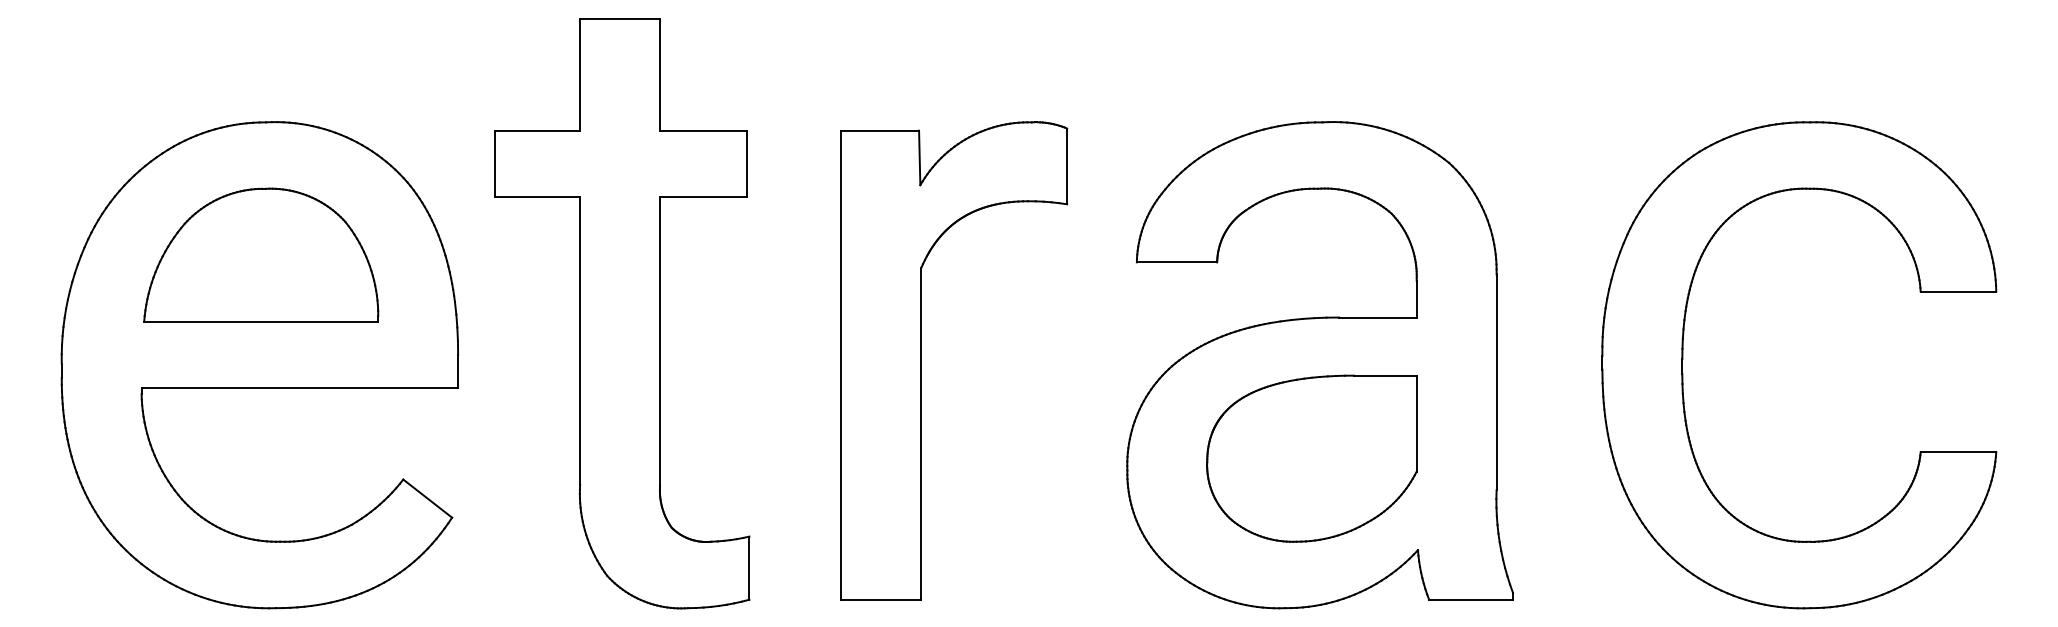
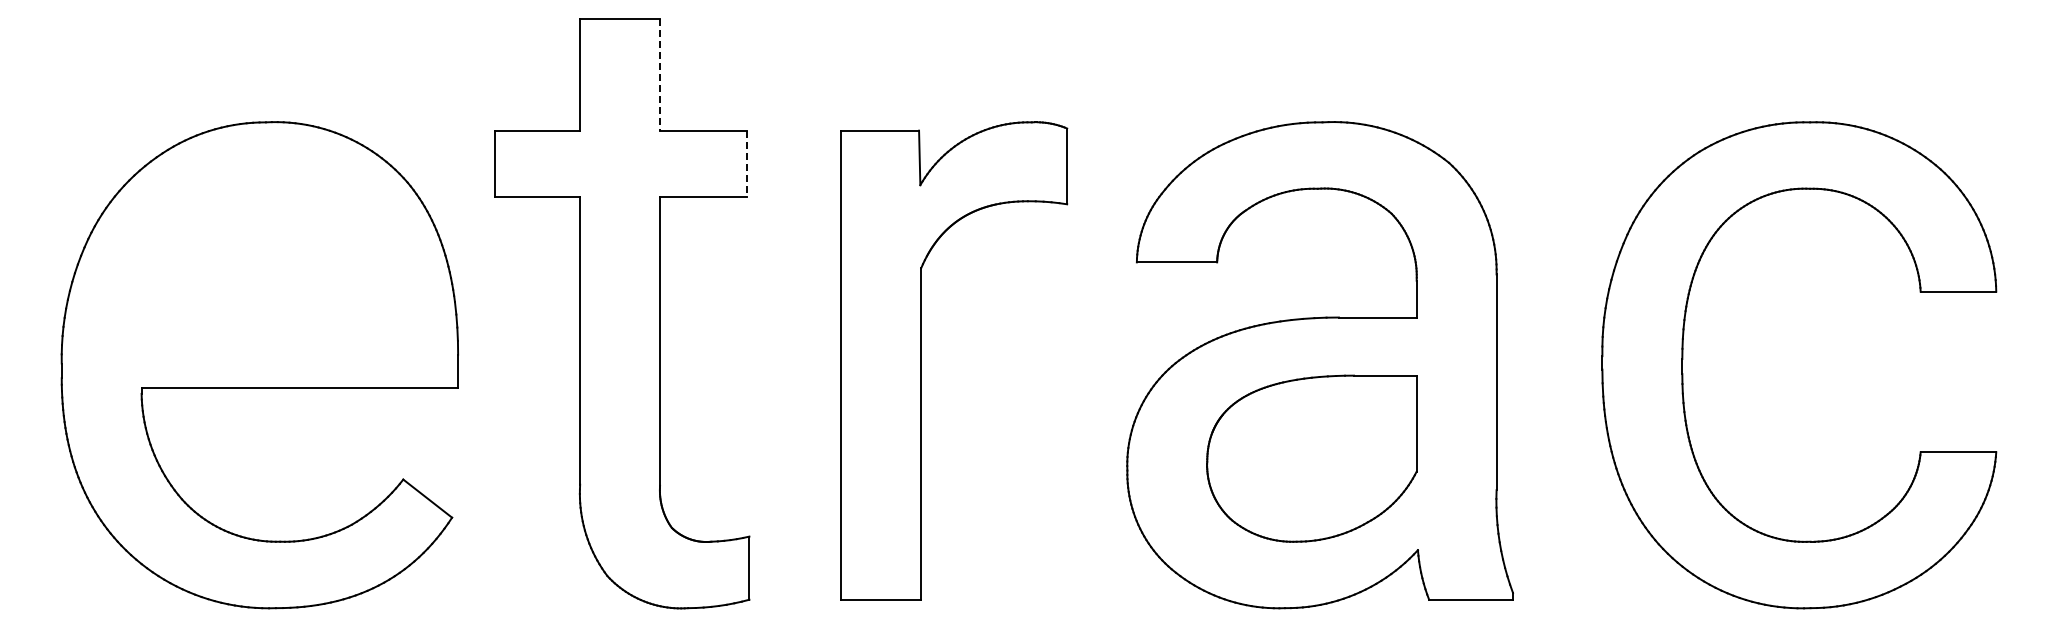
line: solid -> dashed (660, 75)
line: solid -> dashed (747, 164)
part: present -> none (261, 254)
